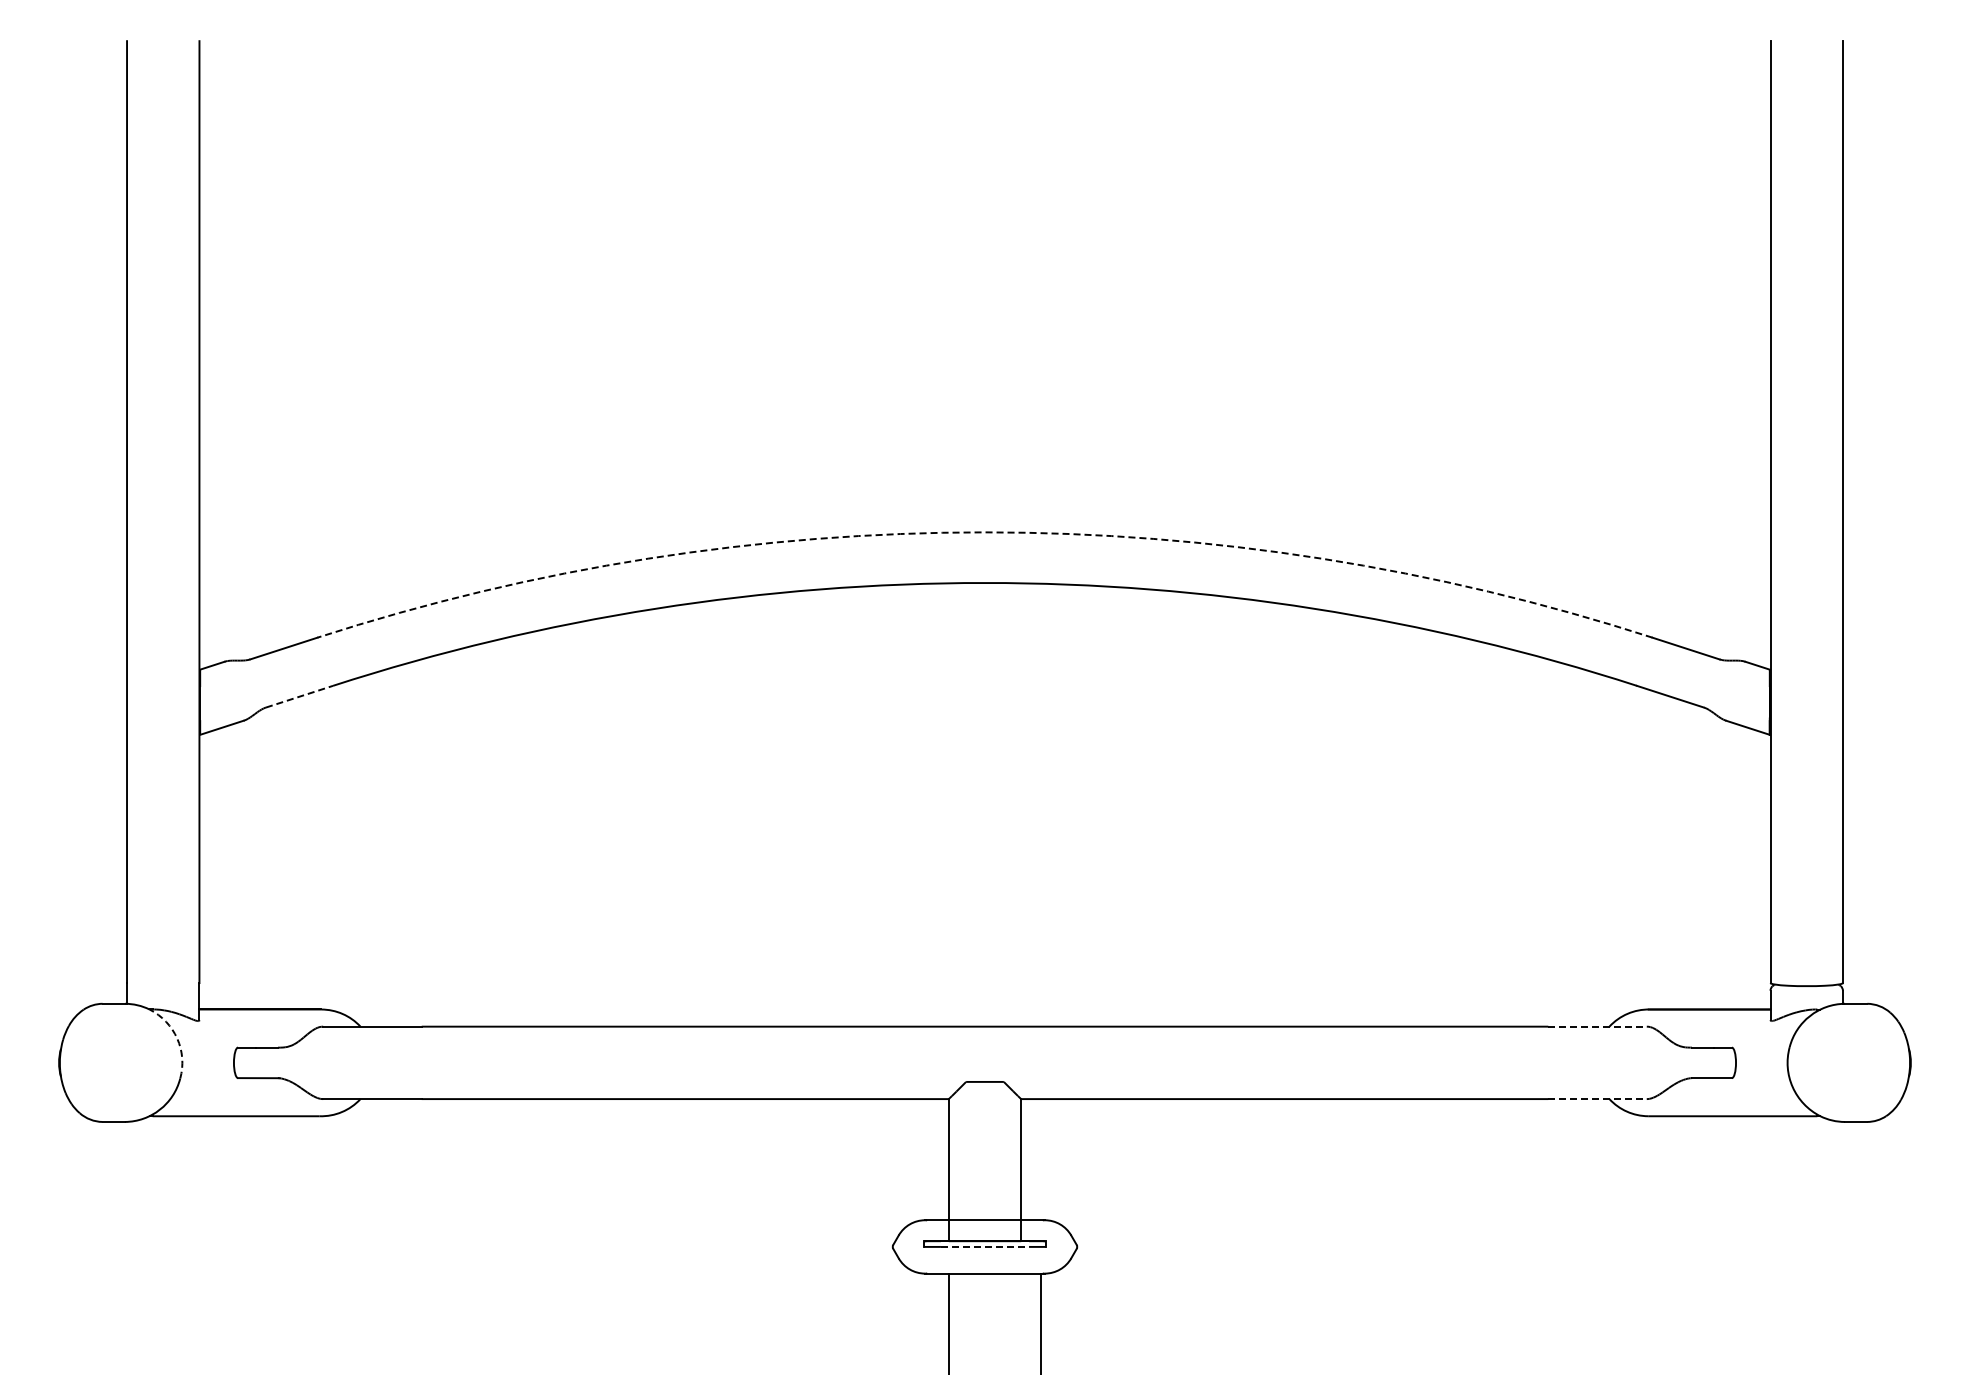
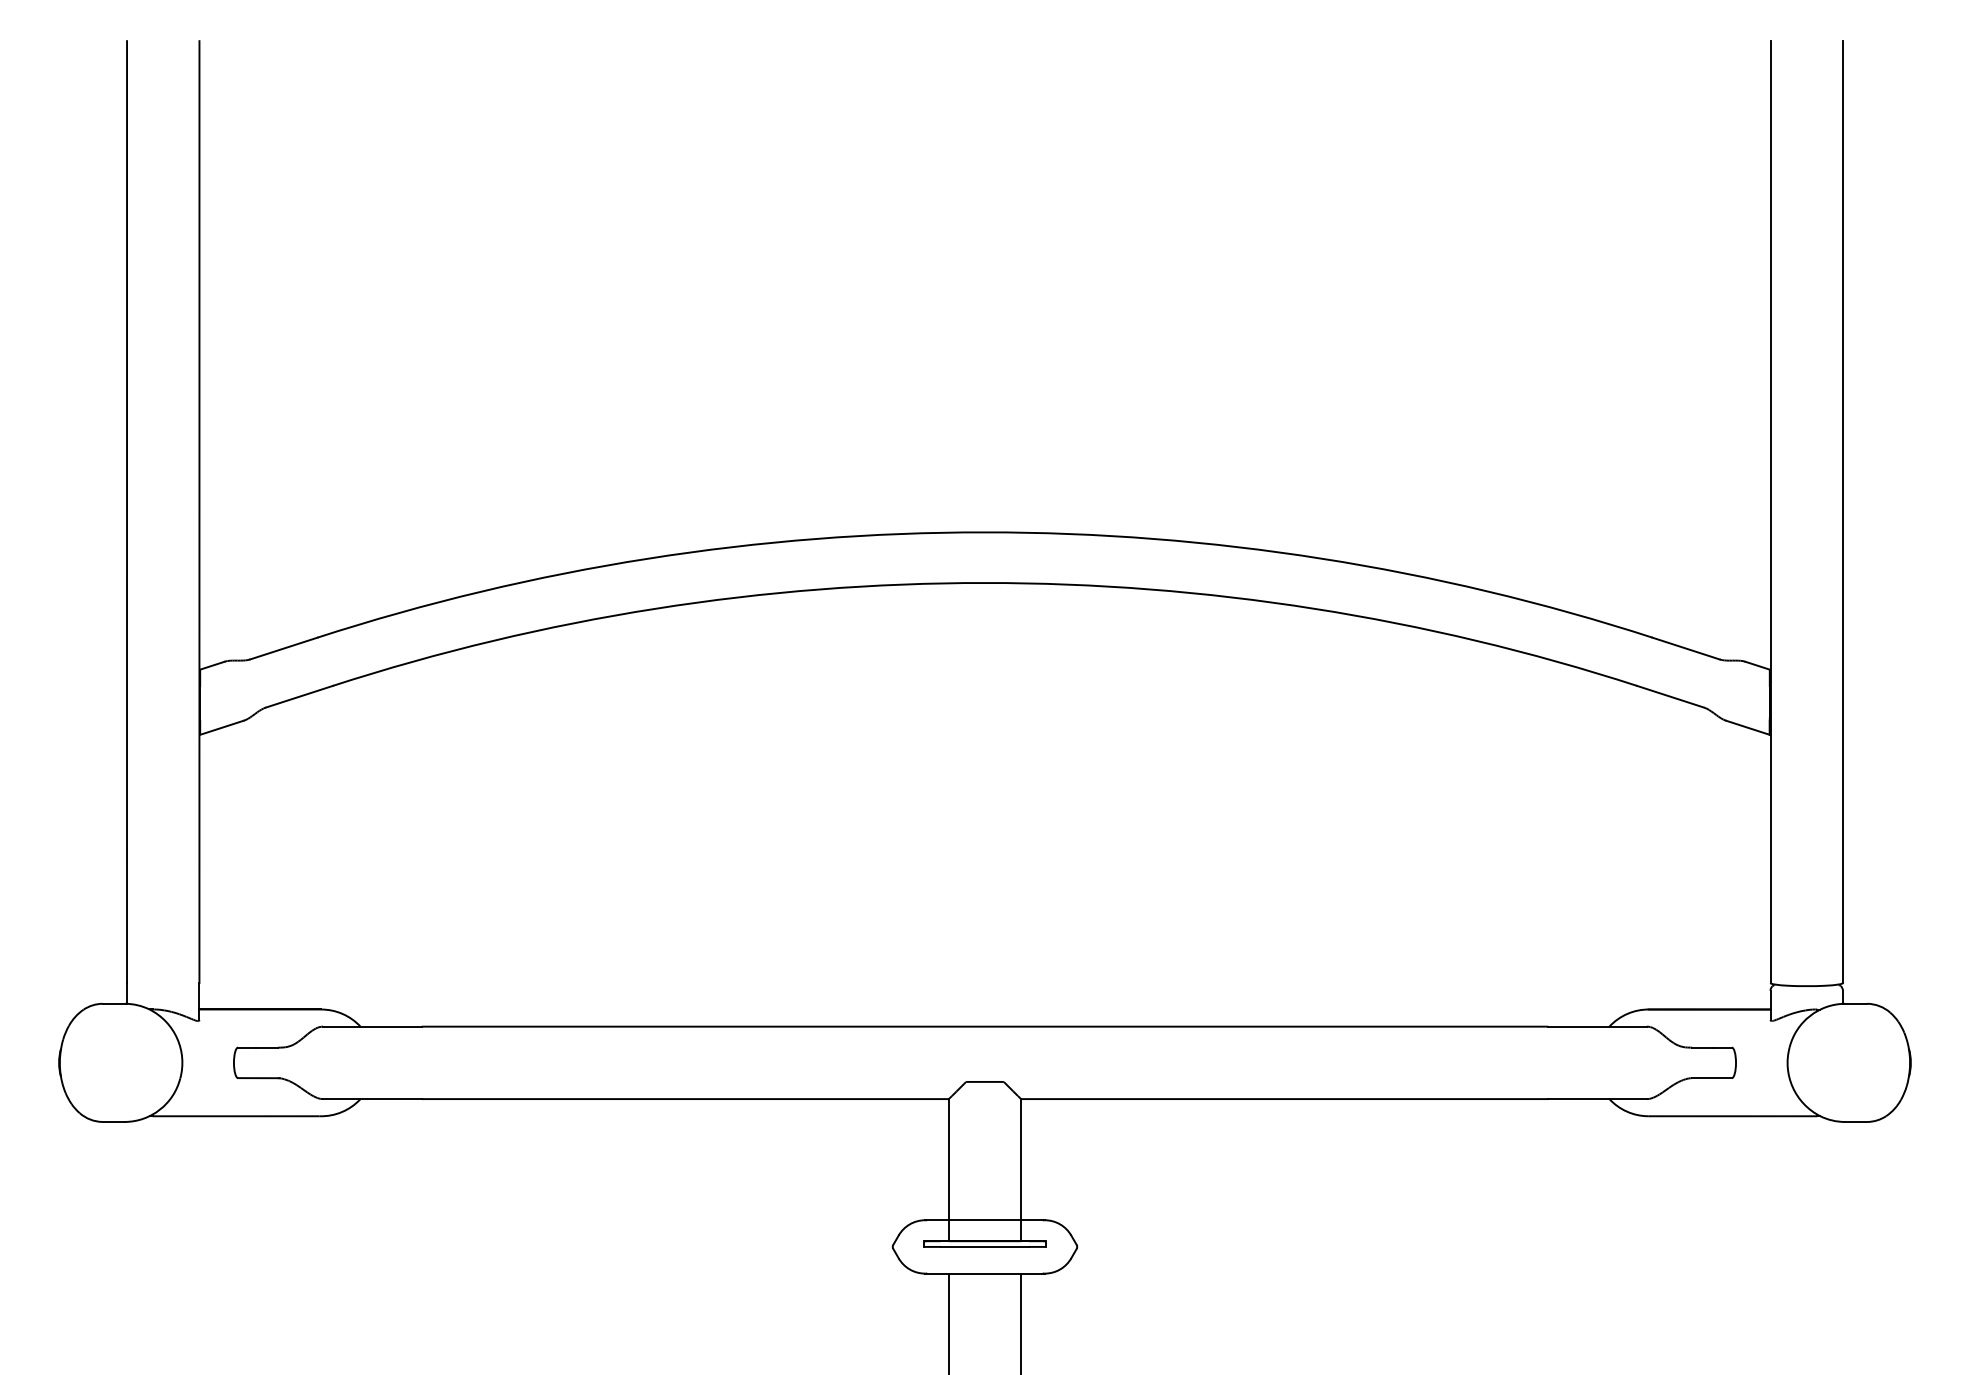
arc: dashed -> solid (985, 532)
line: dashed -> solid (299, 696)
line: dashed -> solid (1597, 1026)
arc: dashed -> solid (177, 1038)
line: dashed -> solid (1597, 1099)
line: dashed -> solid (985, 1246)
line position: (1041, 1322) -> (1021, 1322) (1021, 1322)
